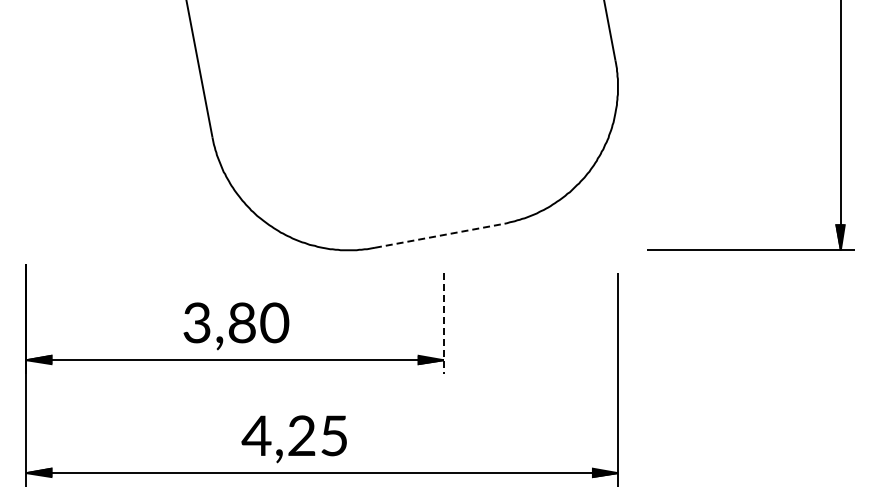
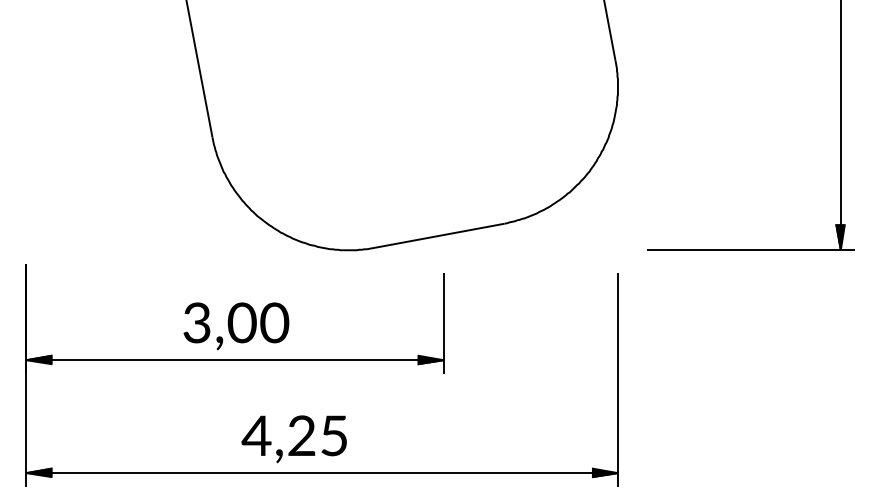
line: dashed -> solid (439, 235)
text: 3,80 -> 3,00 (241, 323)
line: dashed -> solid (443, 324)
